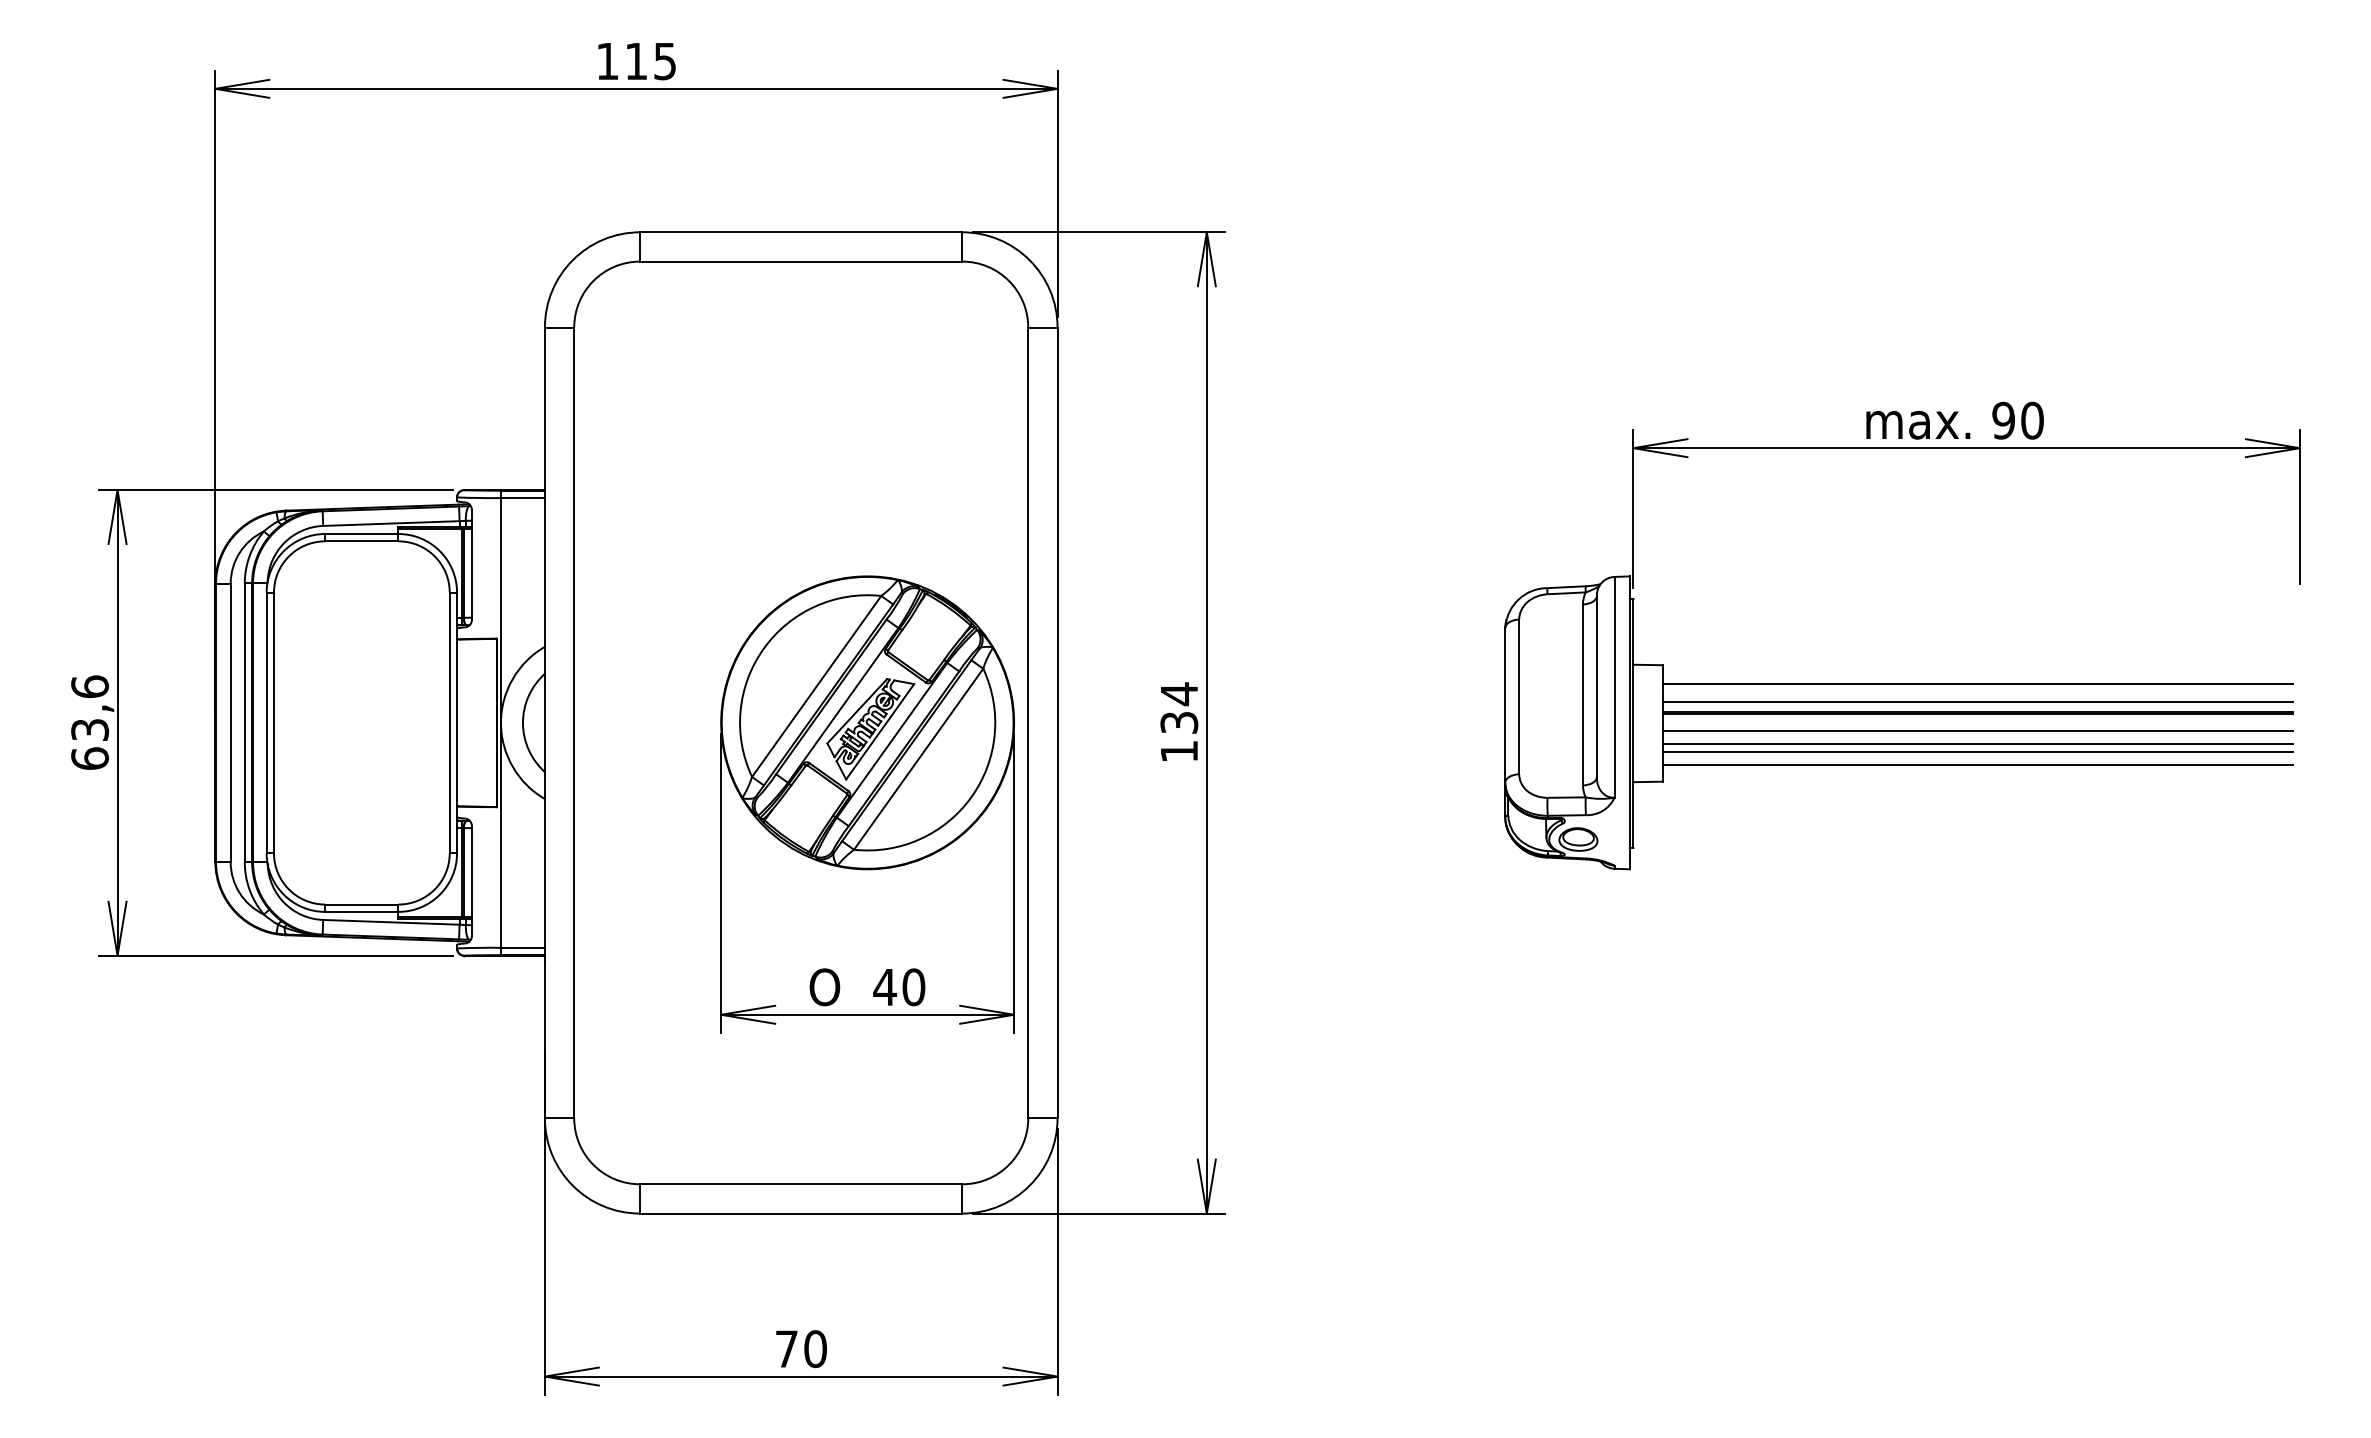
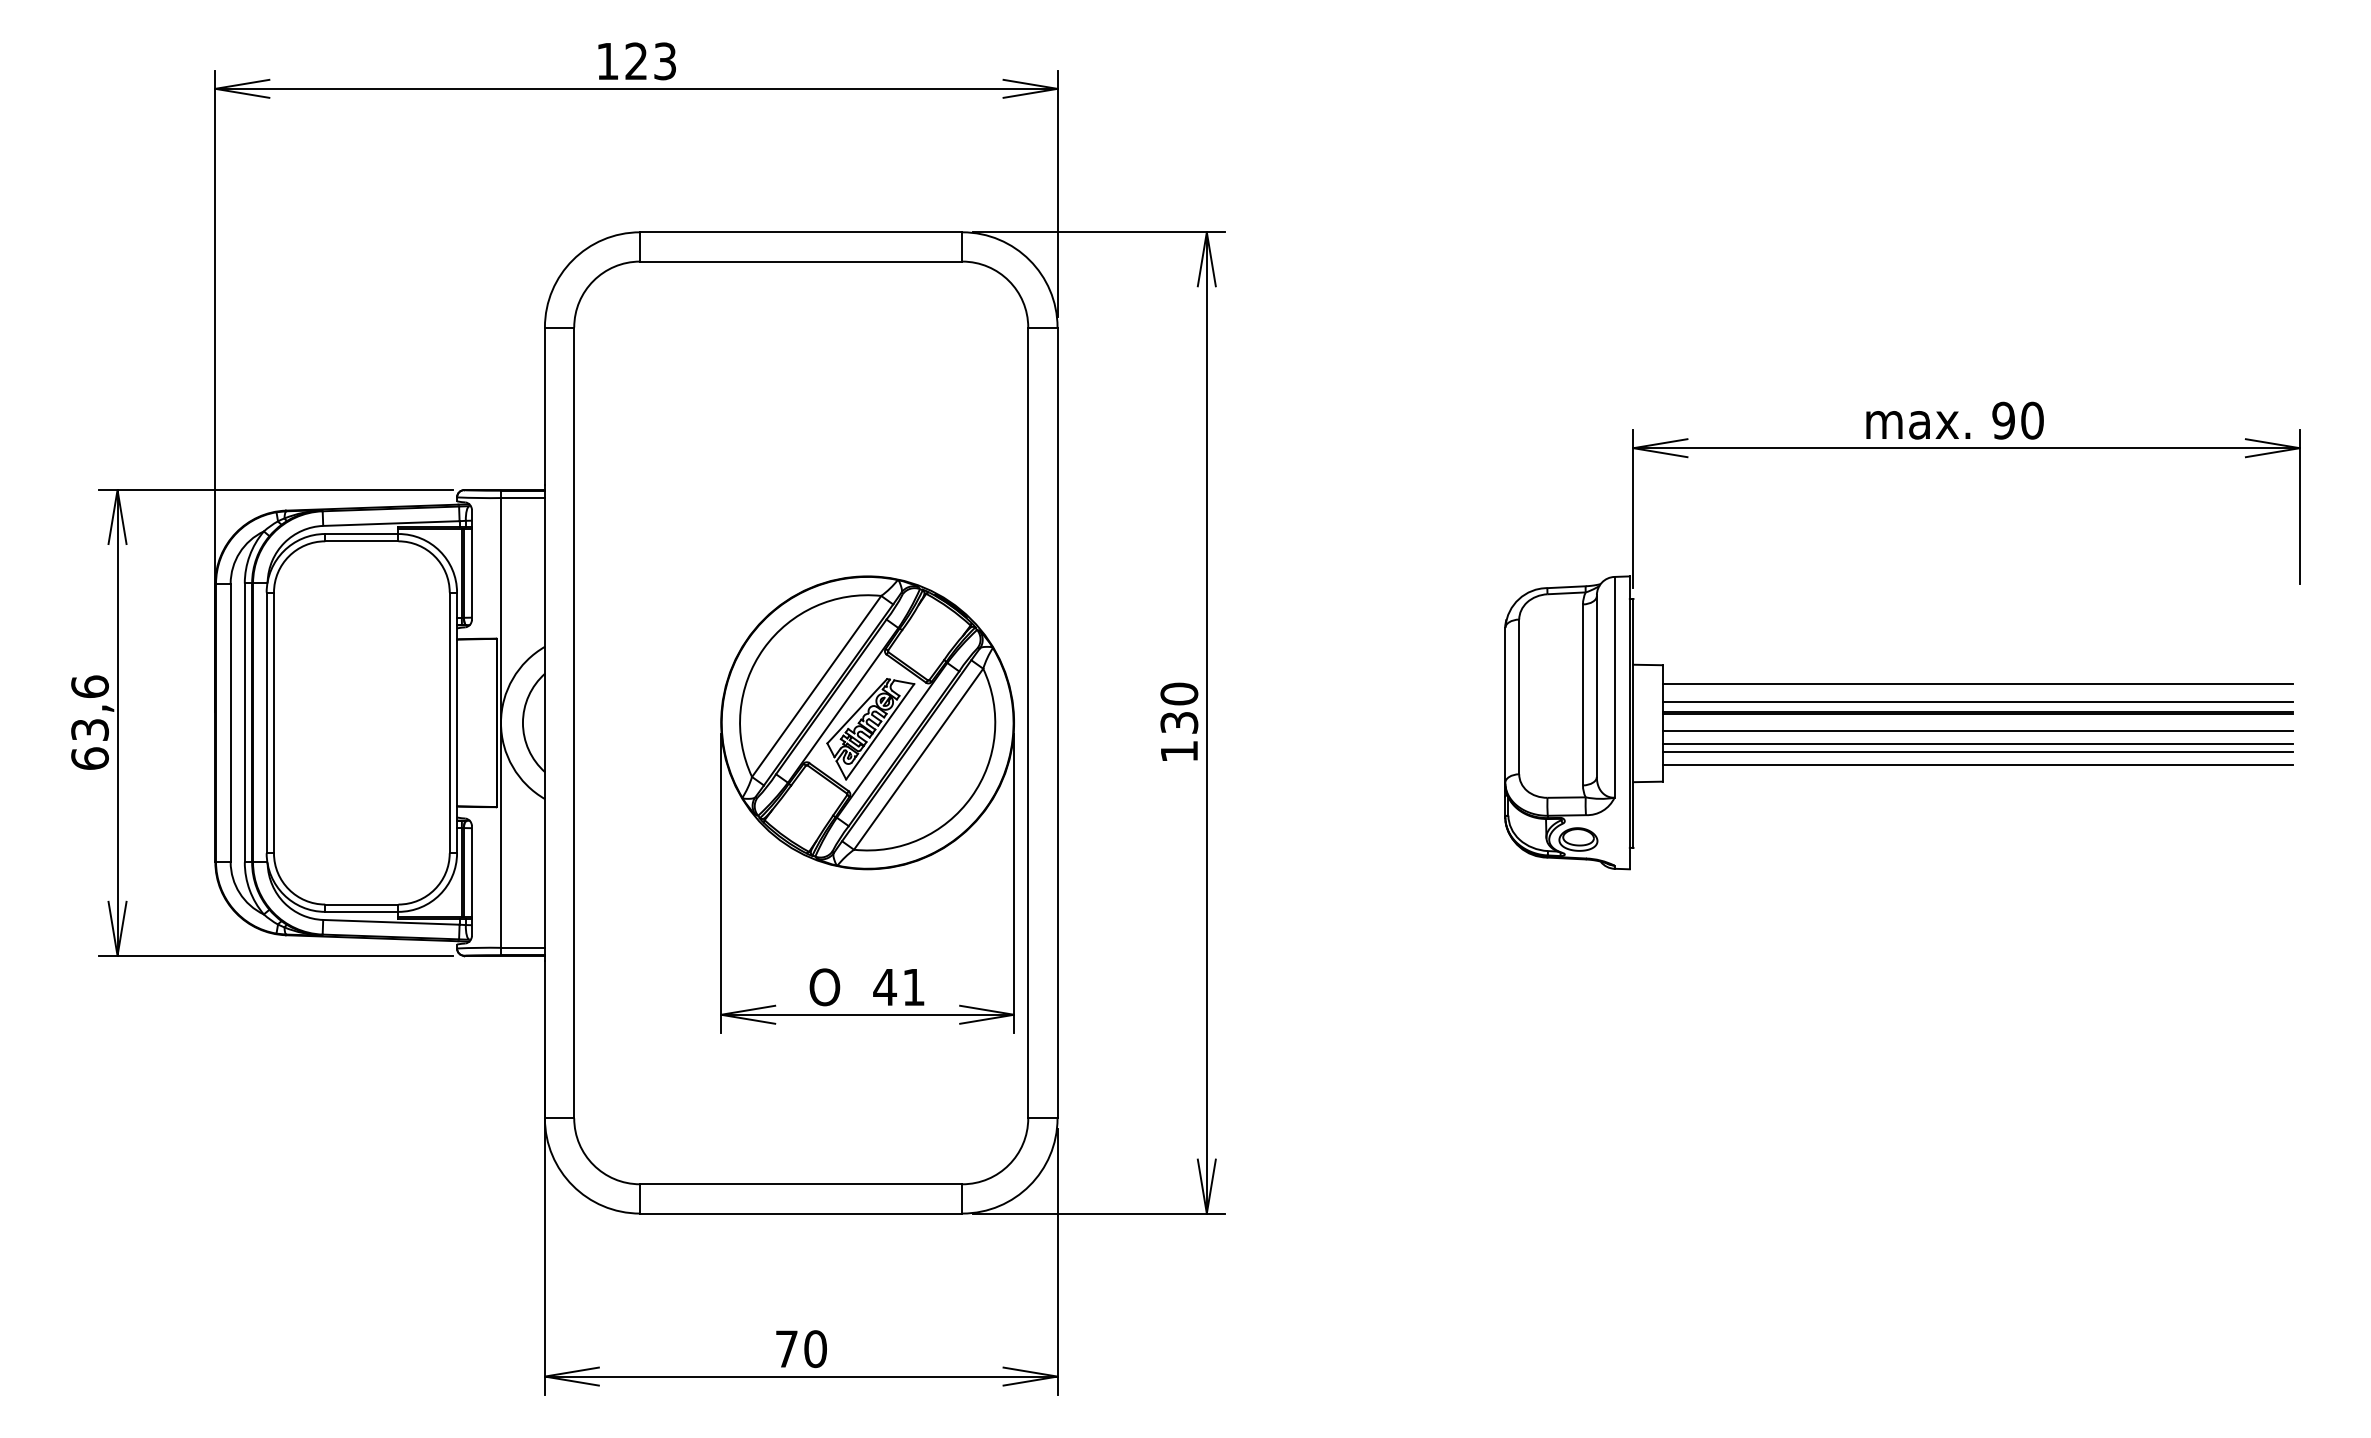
text: 115 -> 123 (650, 60)
text: 134 -> 130 (1179, 694)
text: 40 -> 41 (913, 987)
